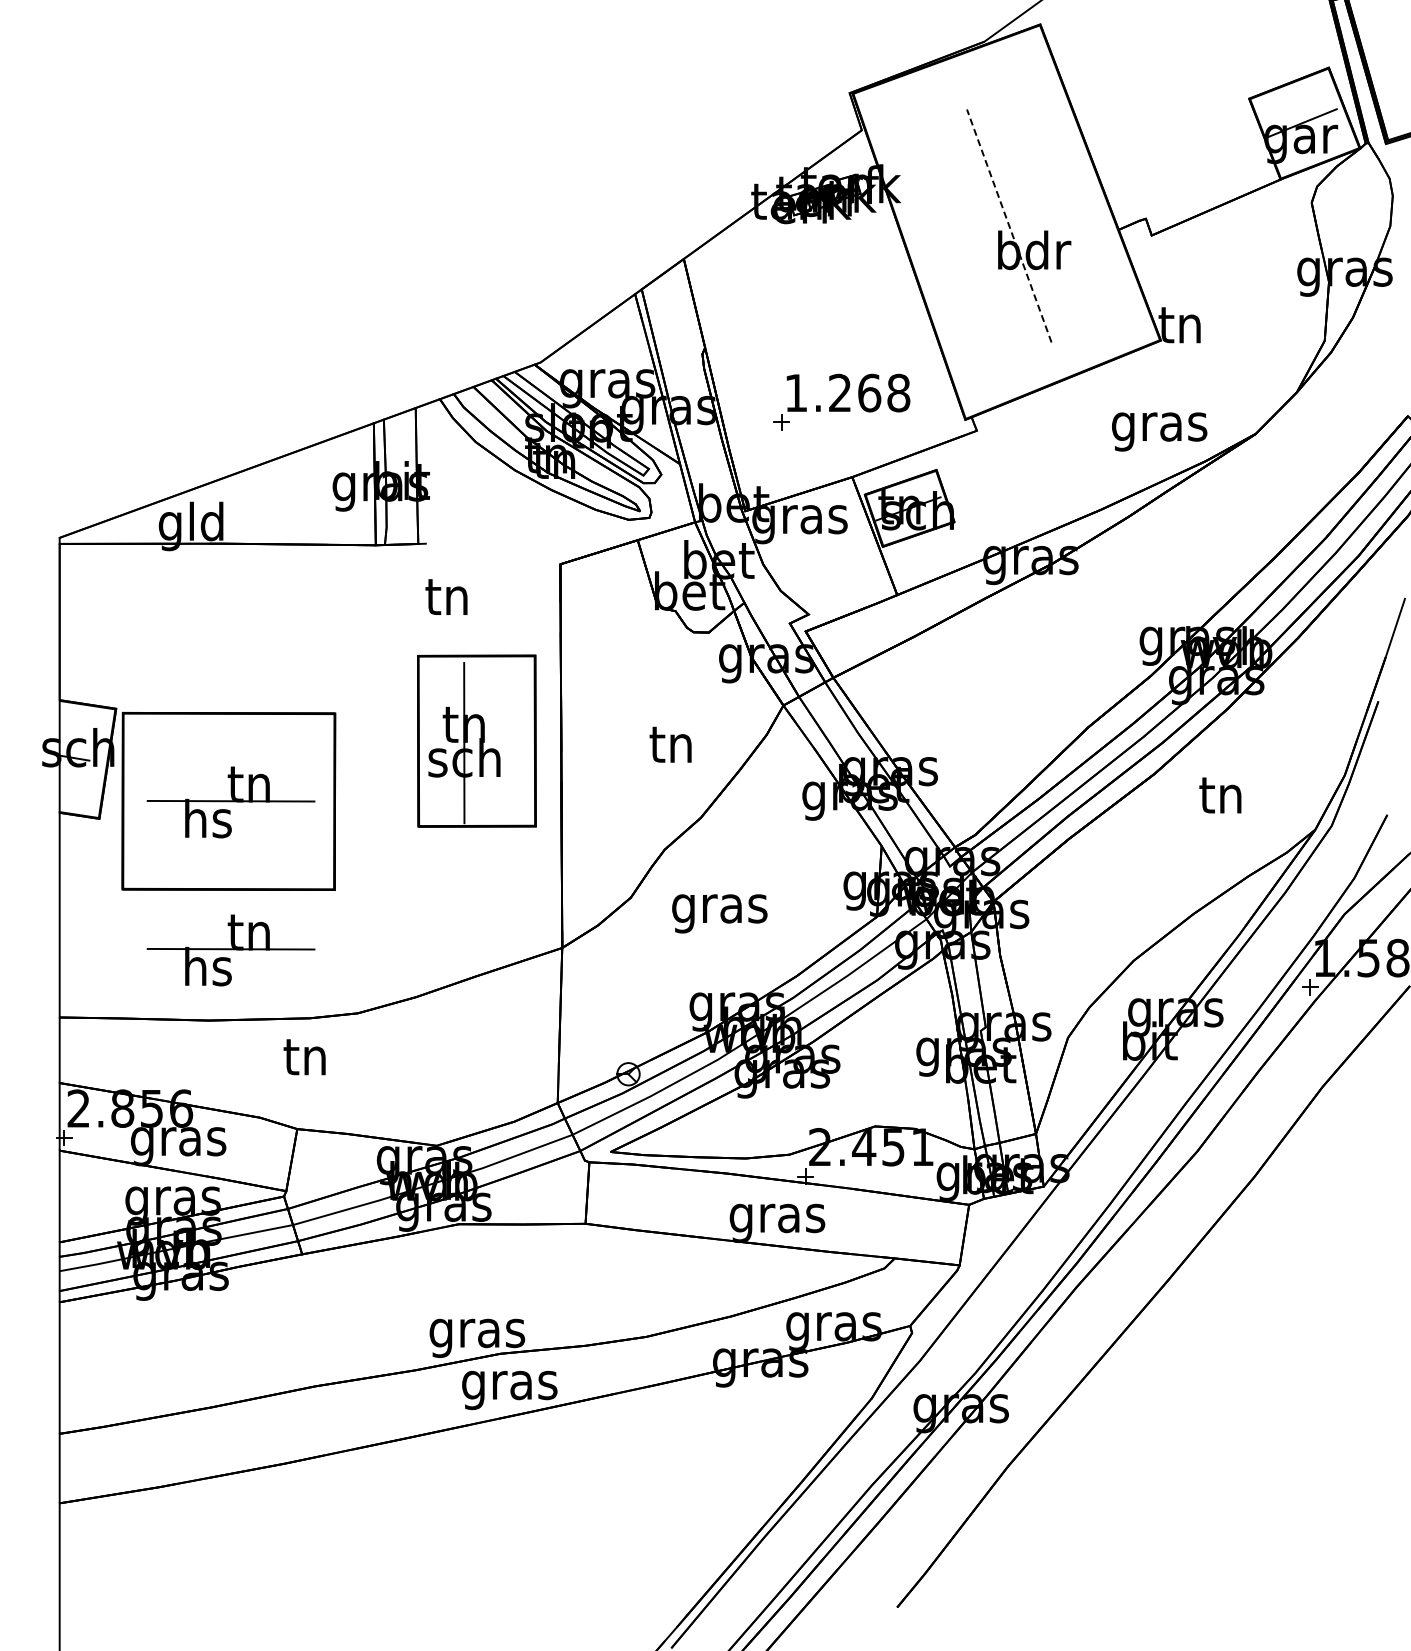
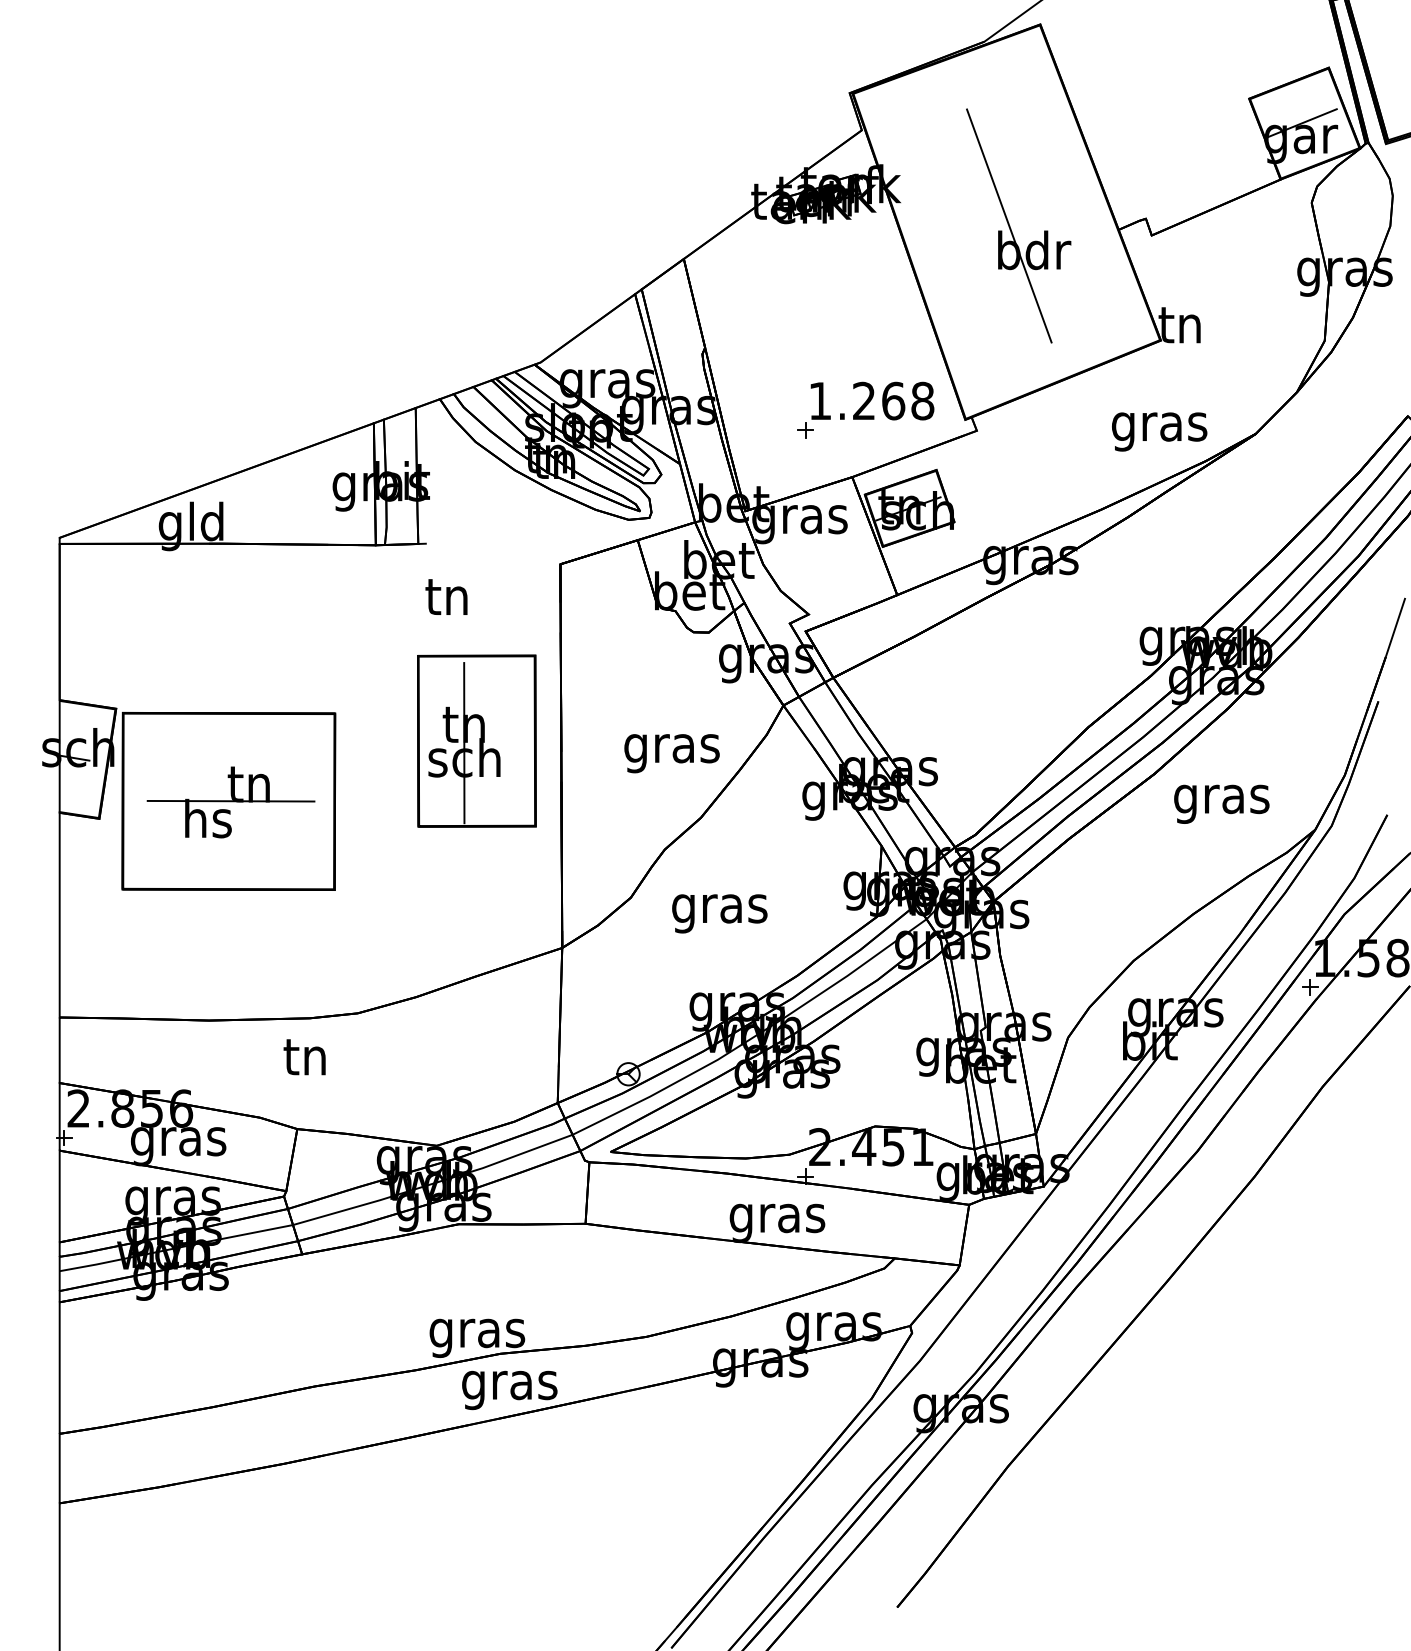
line: dashed -> solid (1009, 226)
part position: (841, 401) -> (865, 409) (865, 409)
text: tn -> gras (671, 749)
text: tn -> gras (1221, 800)
part: present -> none (230, 950)
